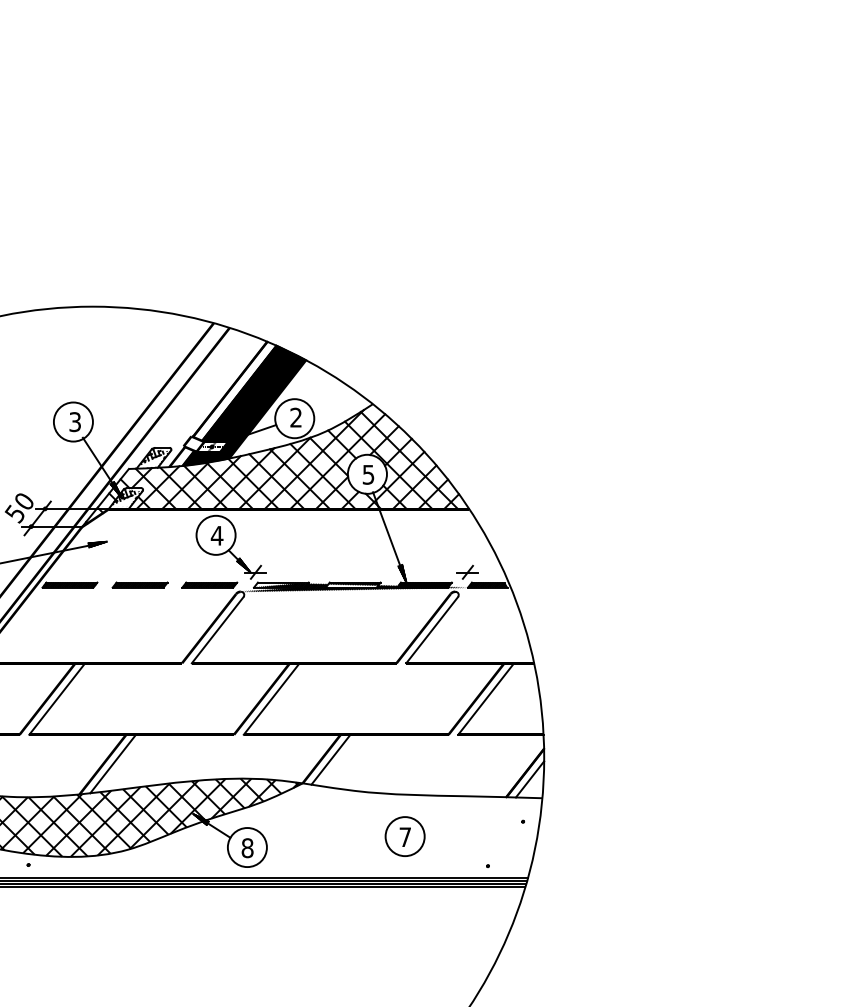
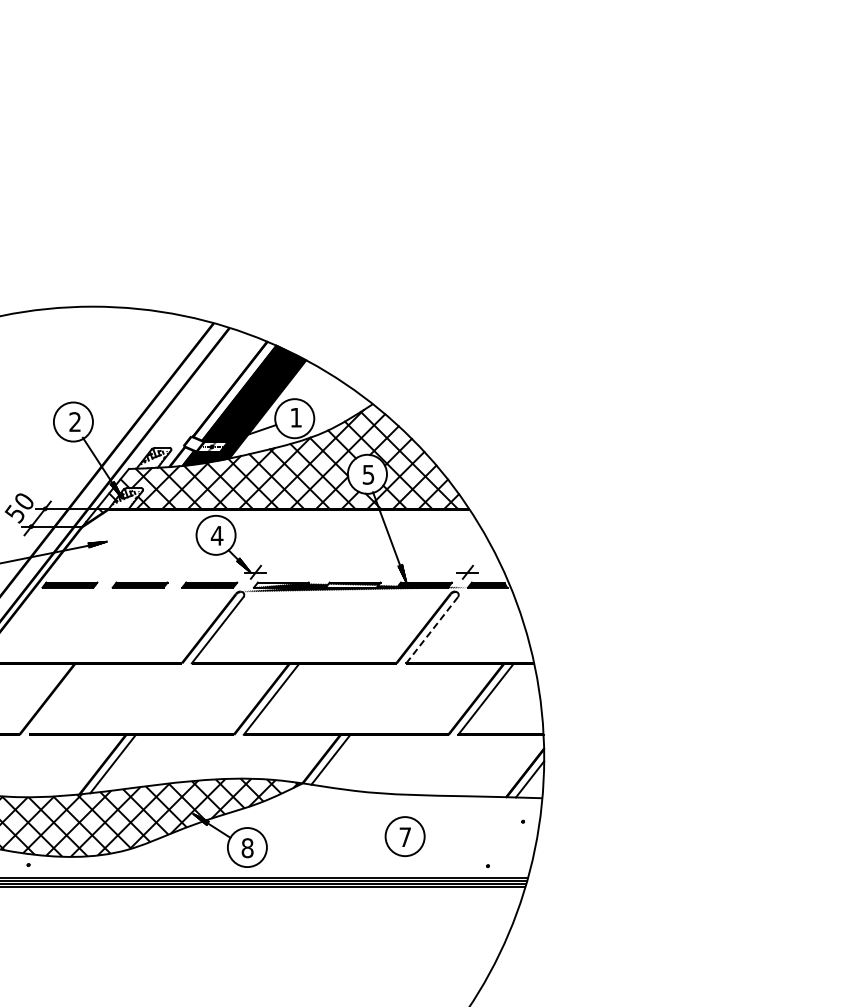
text: 2 -> 1 (295, 417)
text: 3 -> 2 (74, 422)
line: solid -> dashed (432, 629)
line: present -> none (57, 698)
